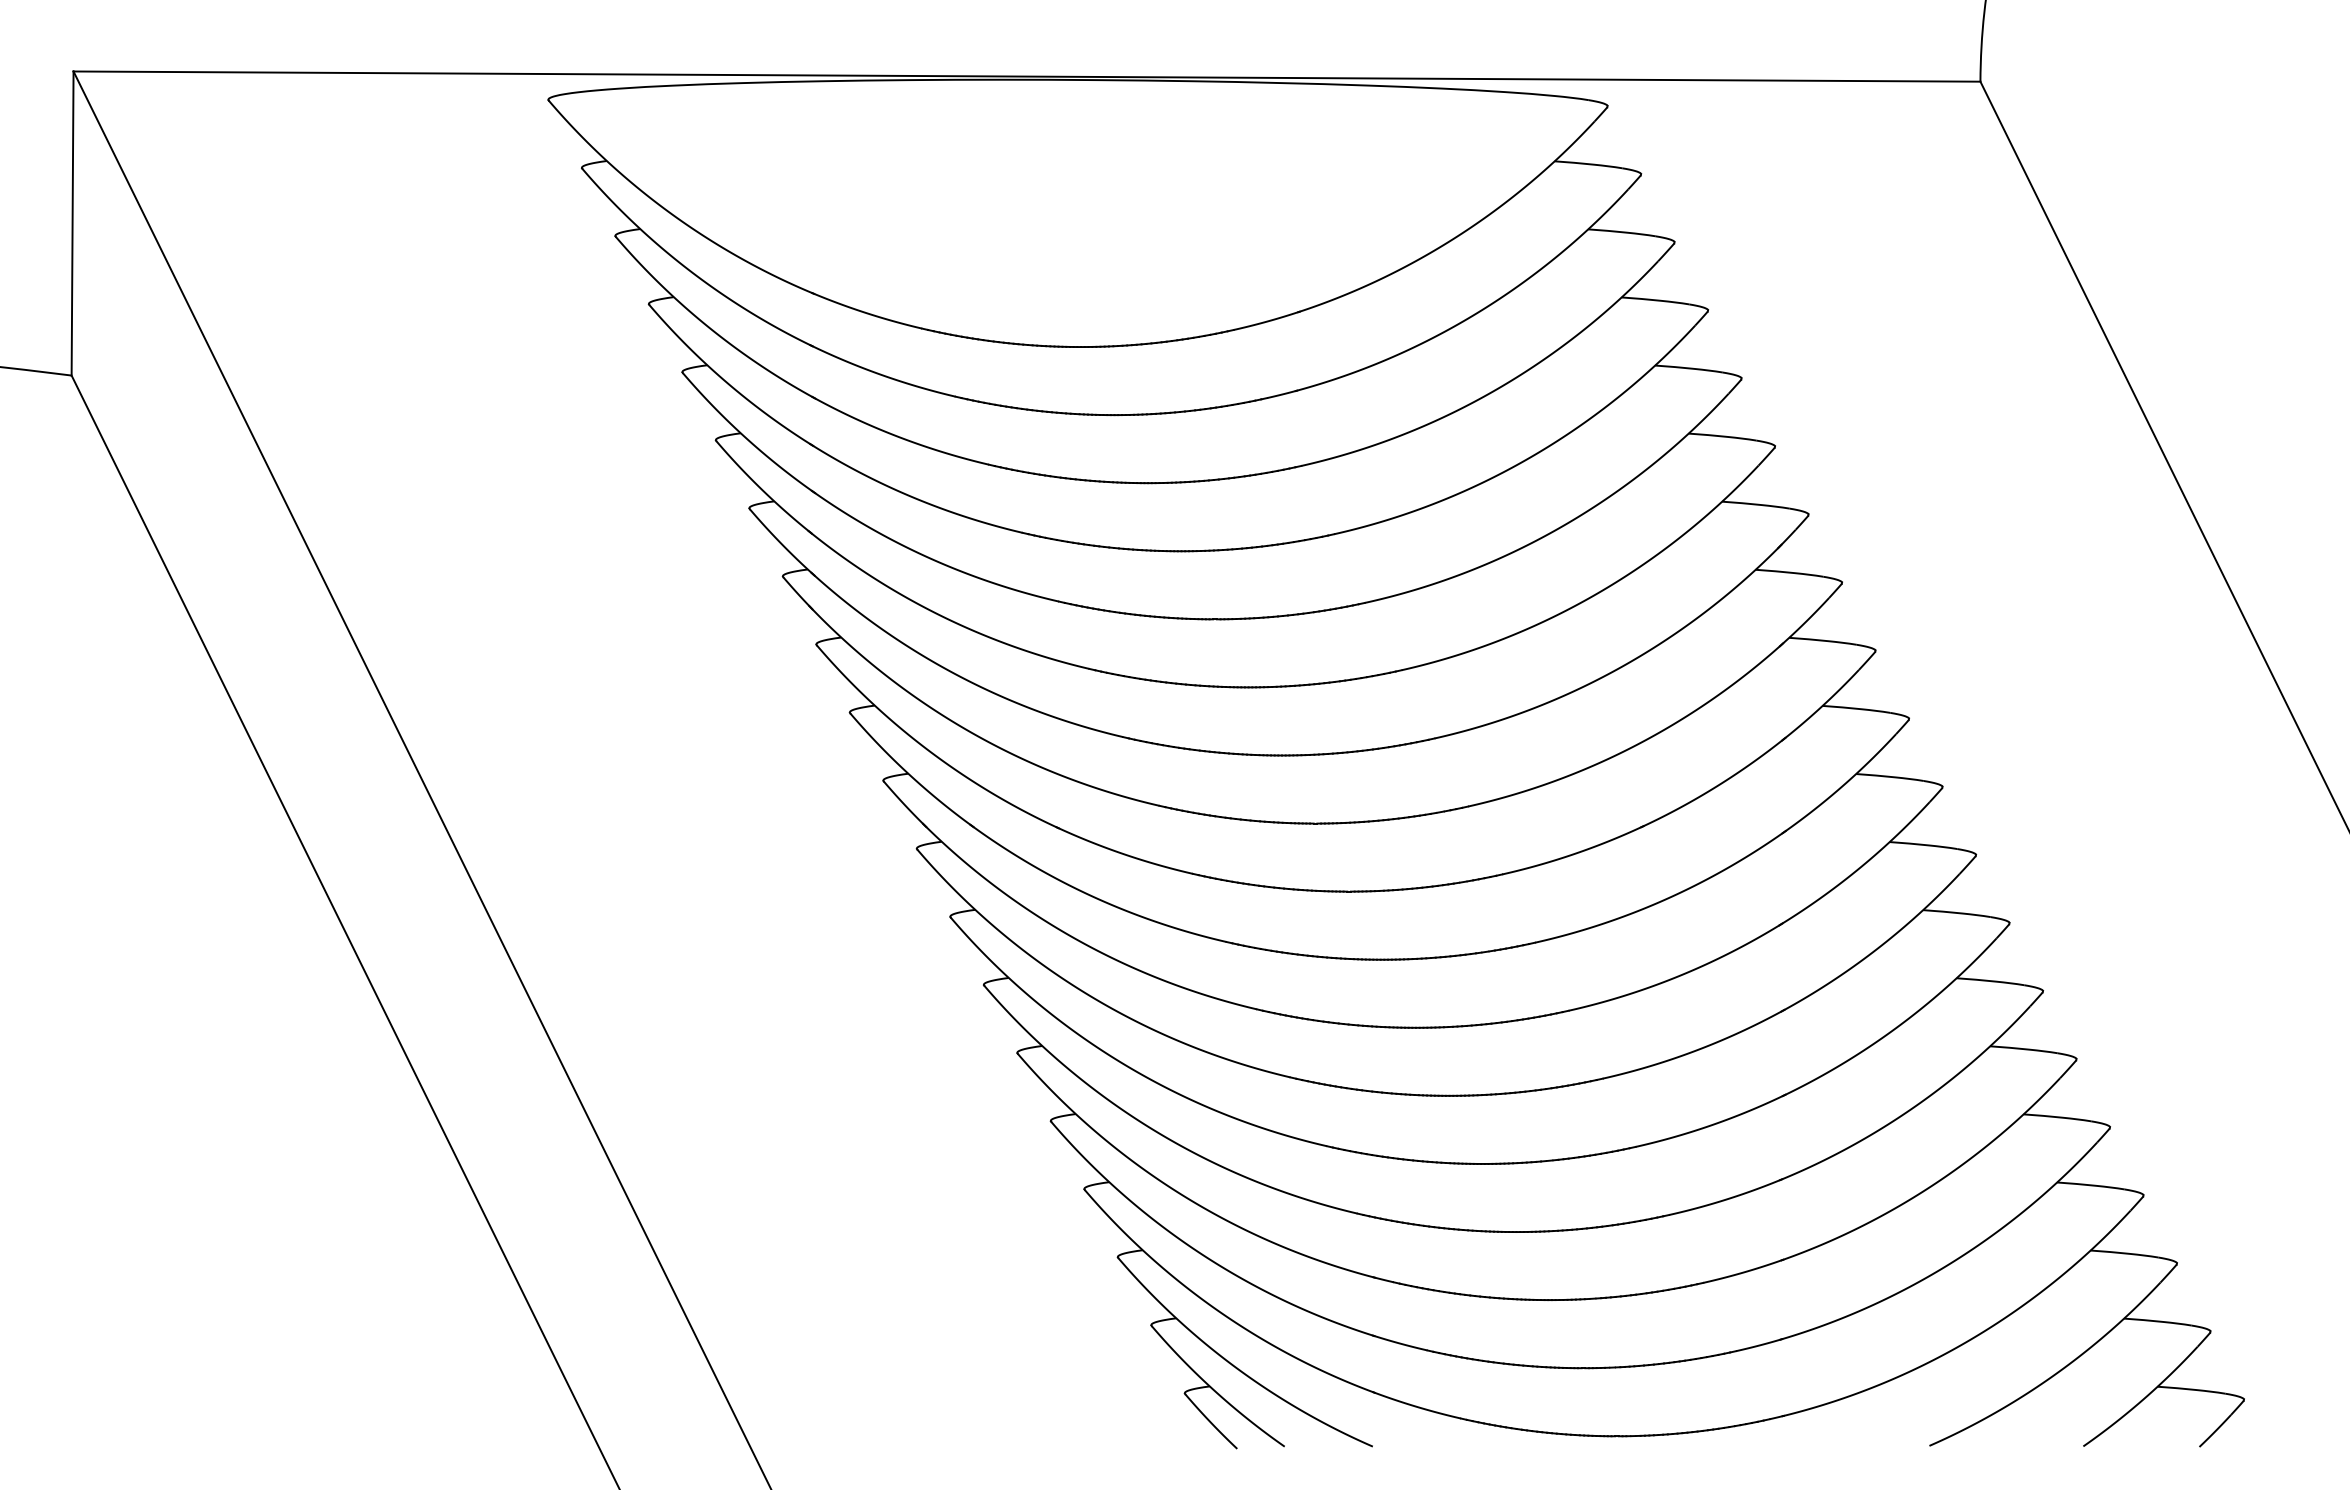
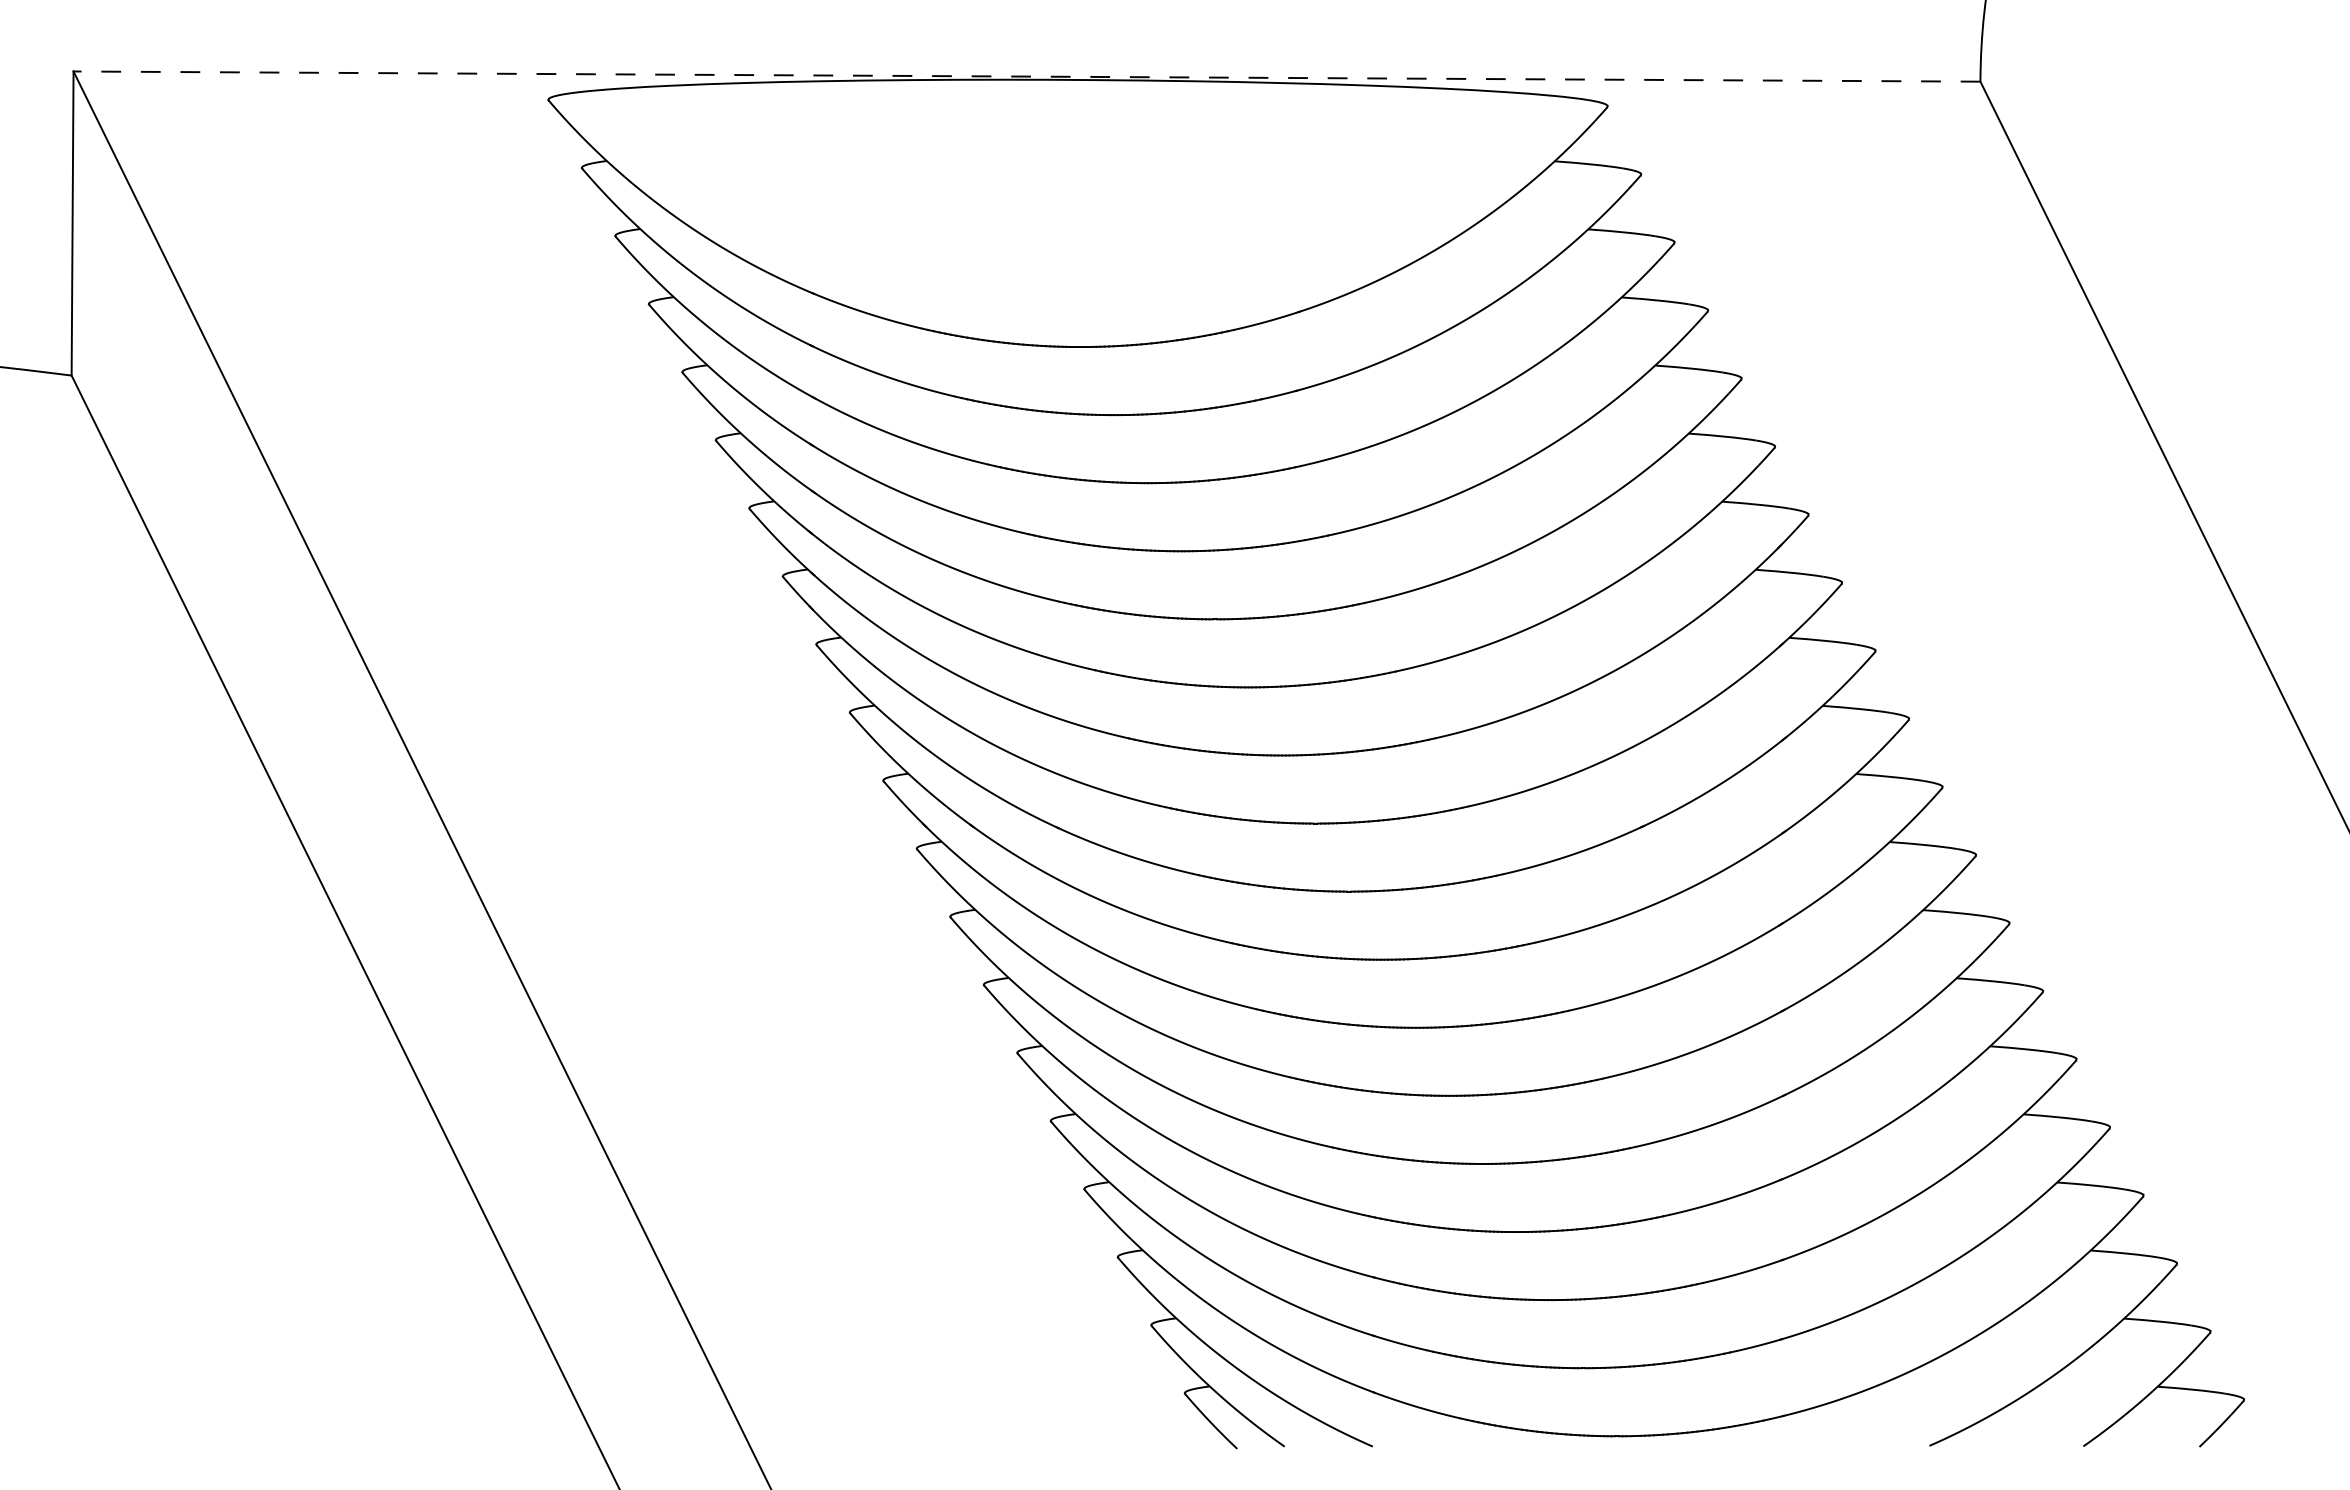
line: solid -> dashed (1026, 76)
